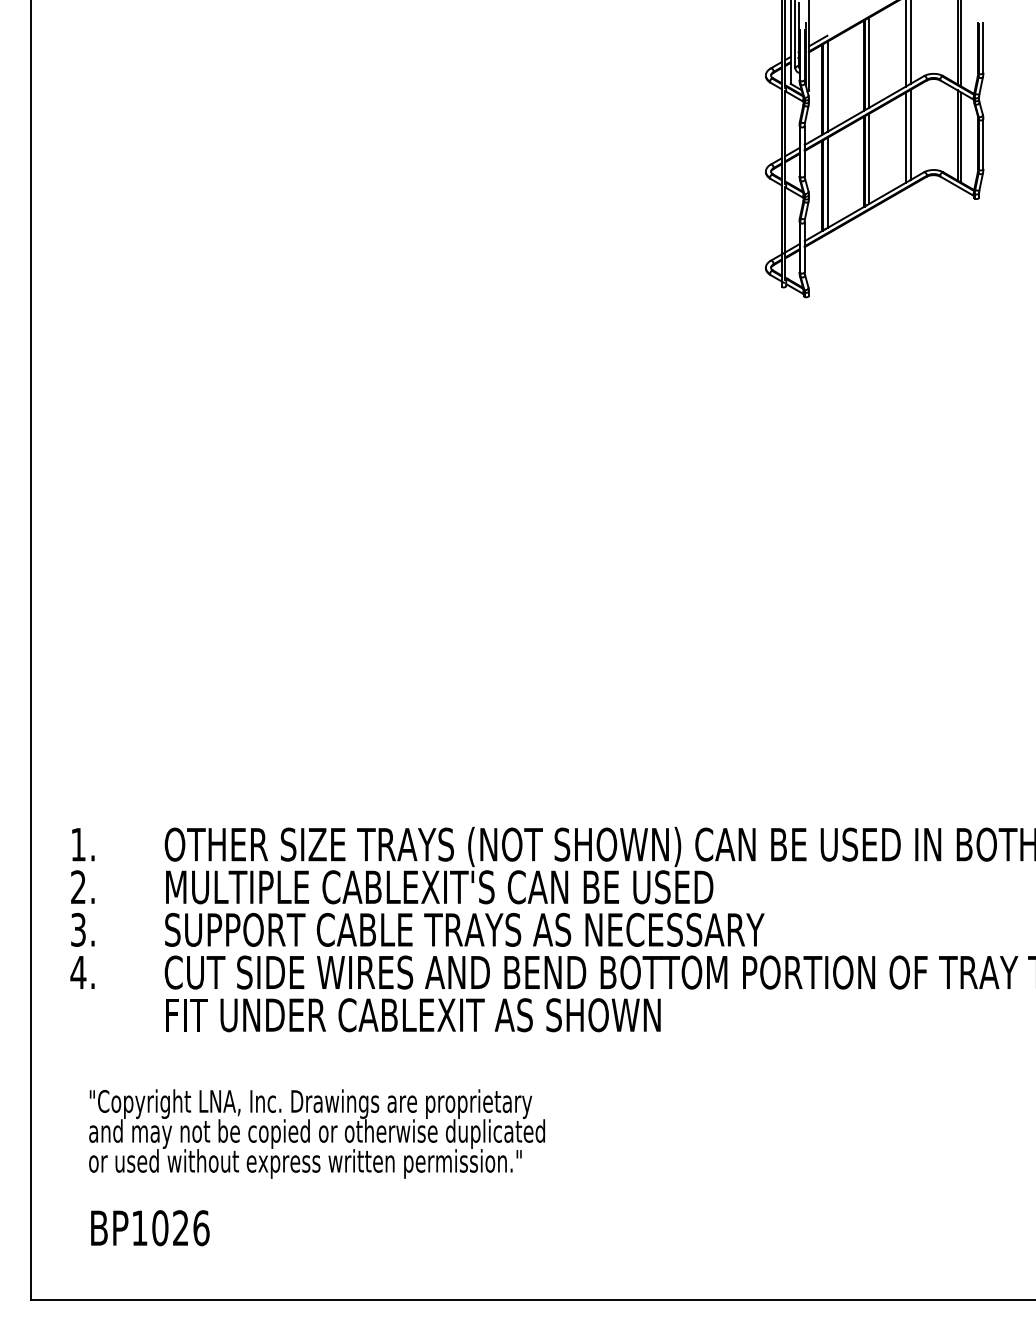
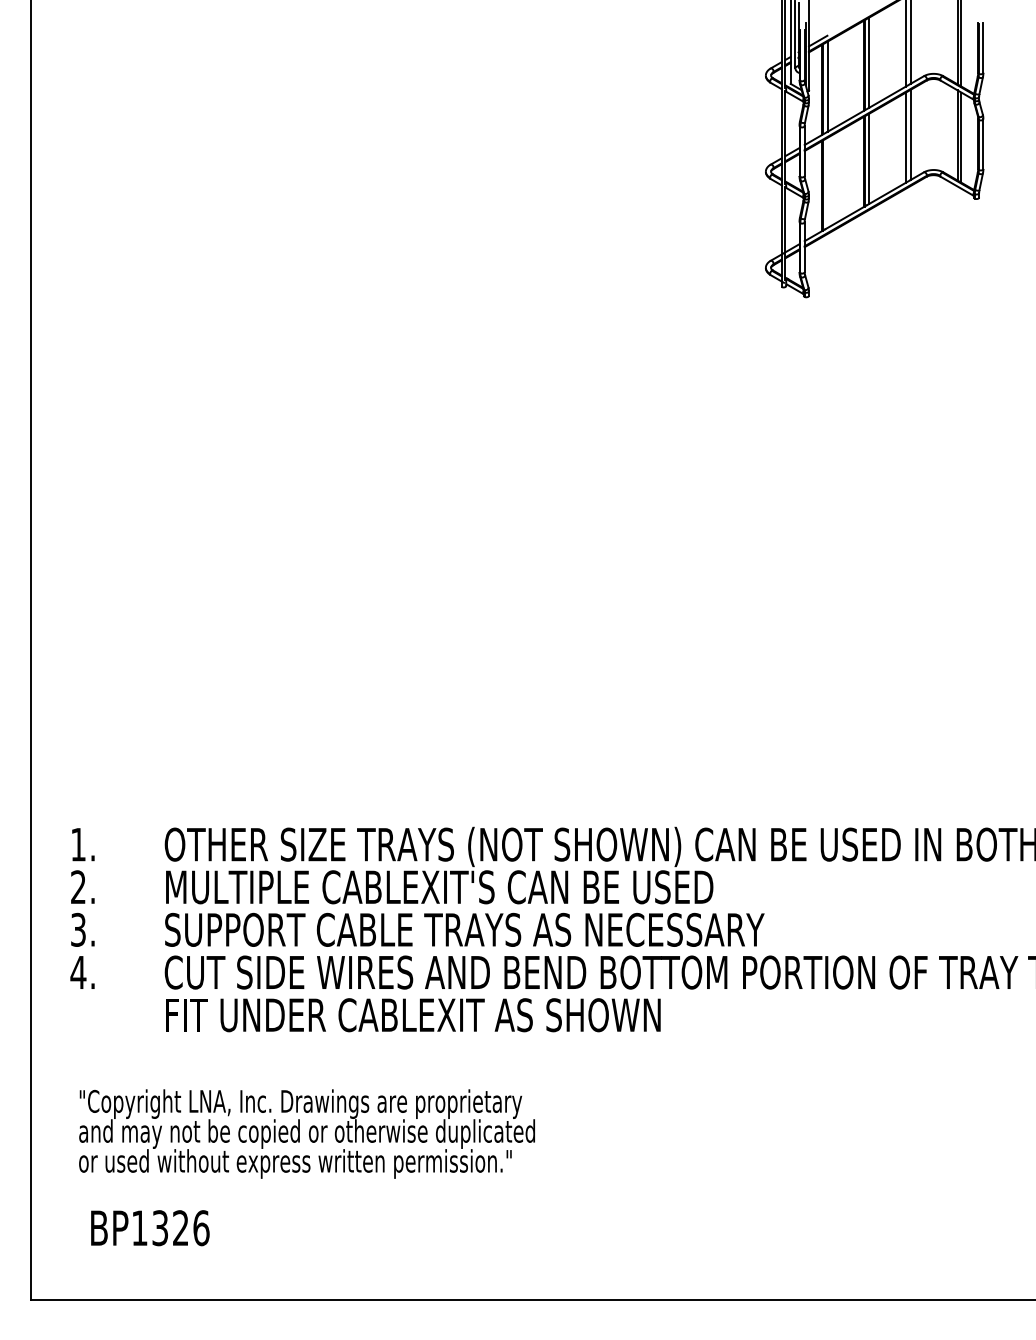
line: present -> none (827, 182)
text position: (316, 1133) -> (306, 1133) (306, 1133)
text: BP1026 -> BP1326 (160, 1228)
